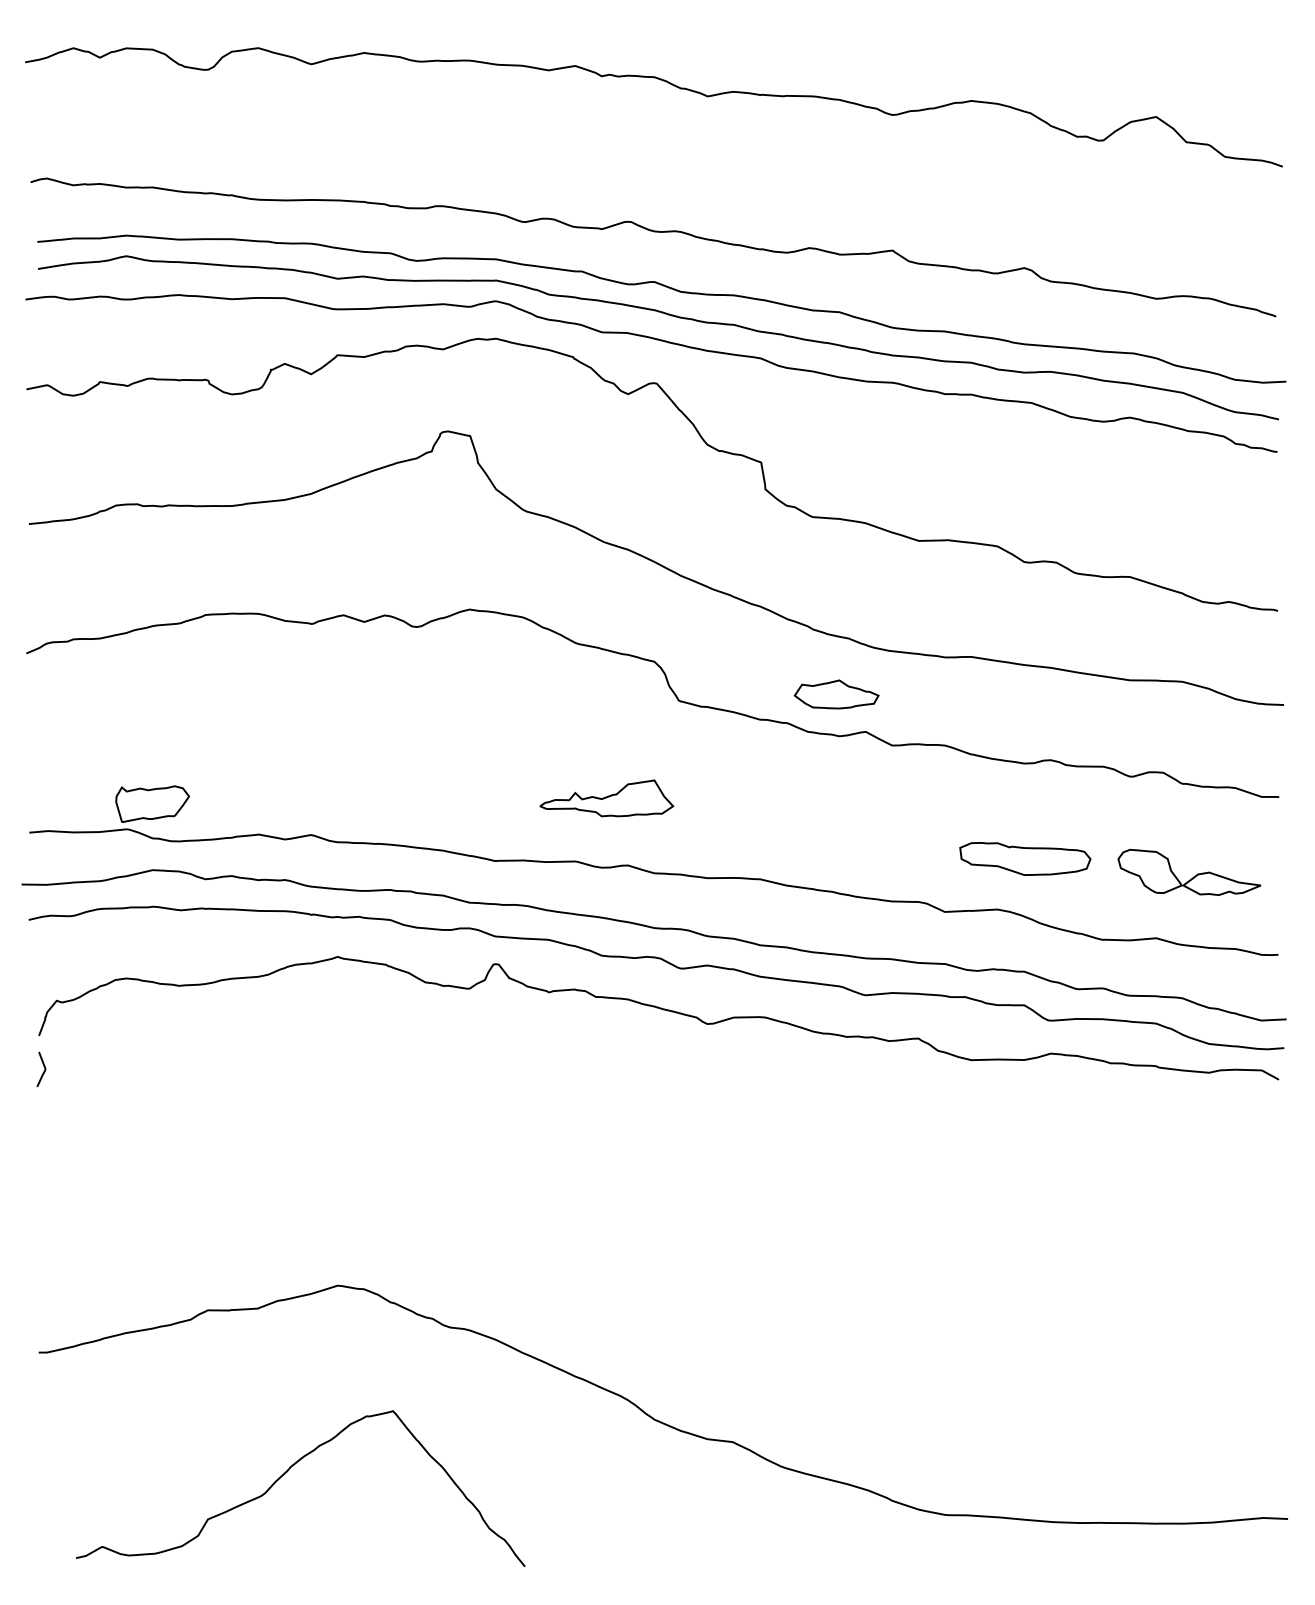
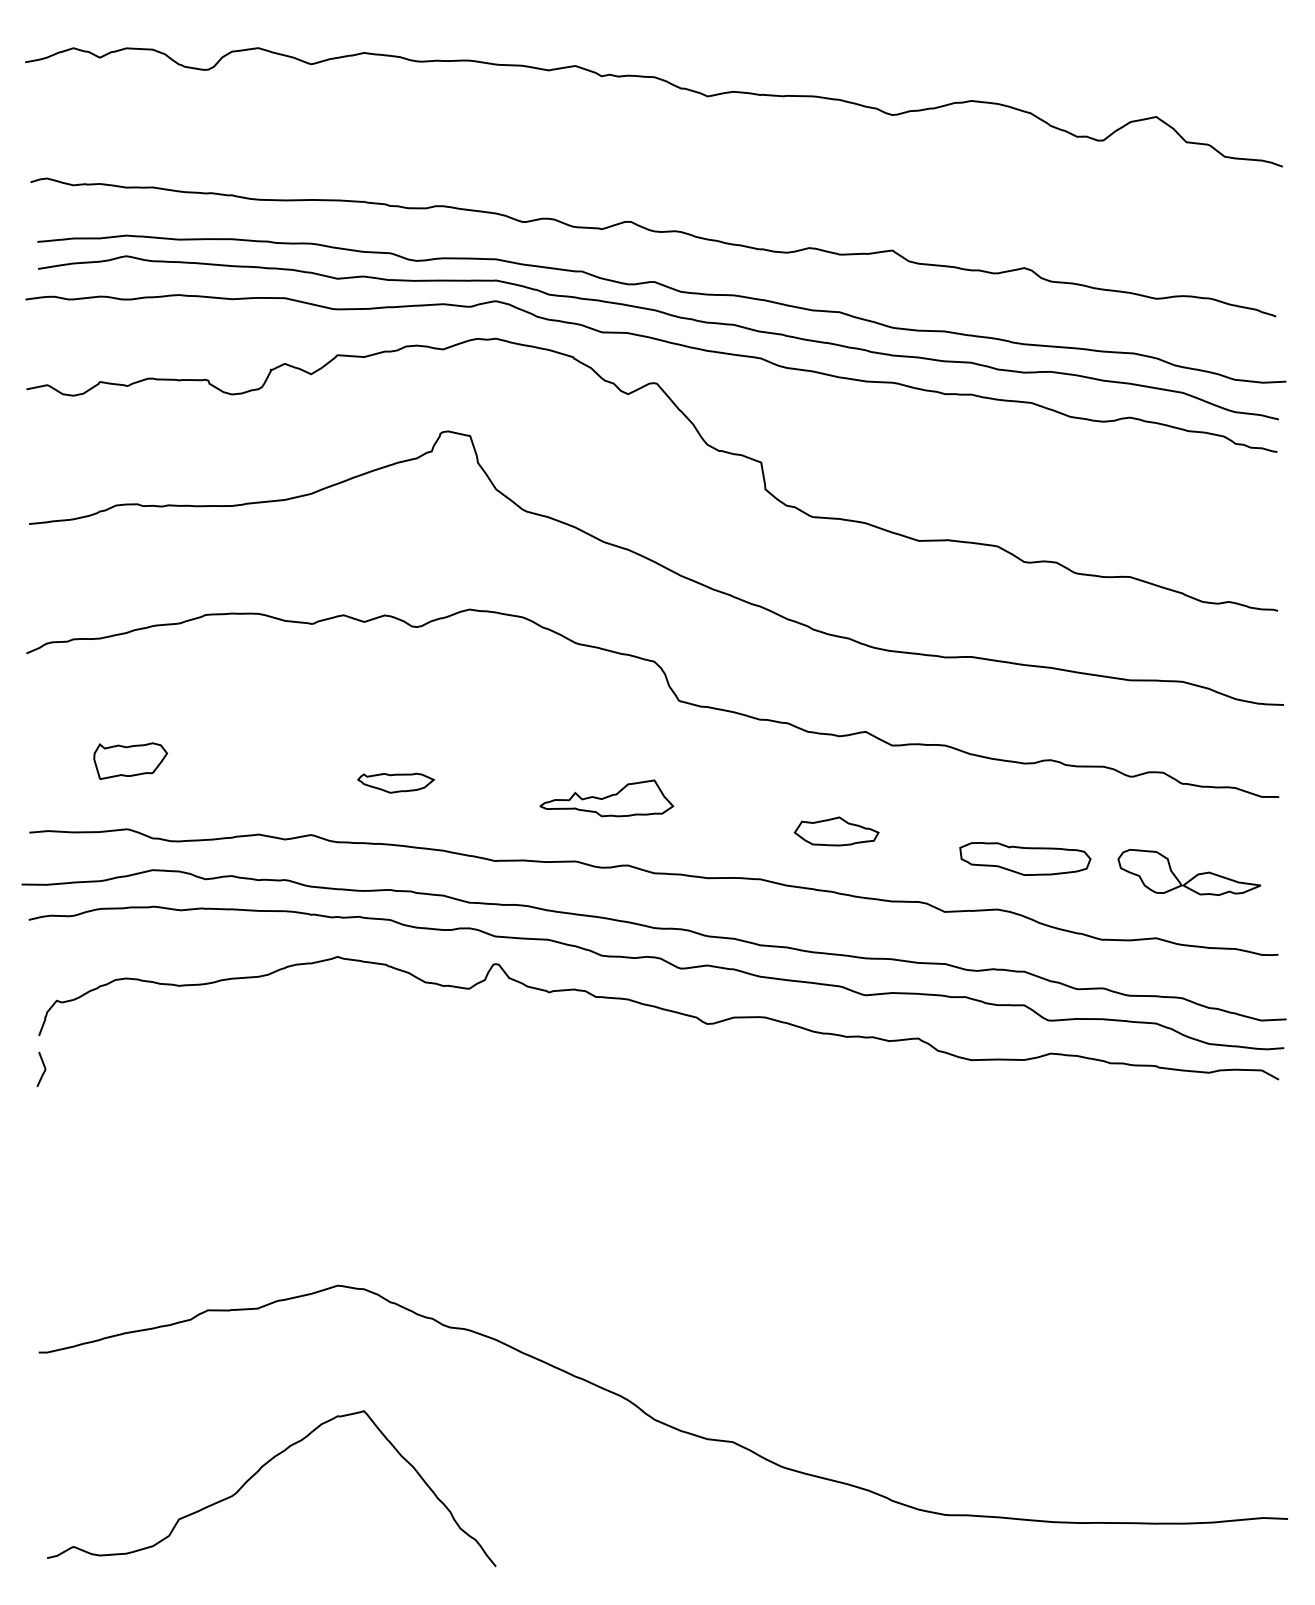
part position: (836, 694) -> (836, 831) (836, 831)
part: none -> present (396, 782)
part position: (152, 803) -> (130, 760) (130, 760)
curve position: (286, 1473) -> (257, 1473) (257, 1473)
